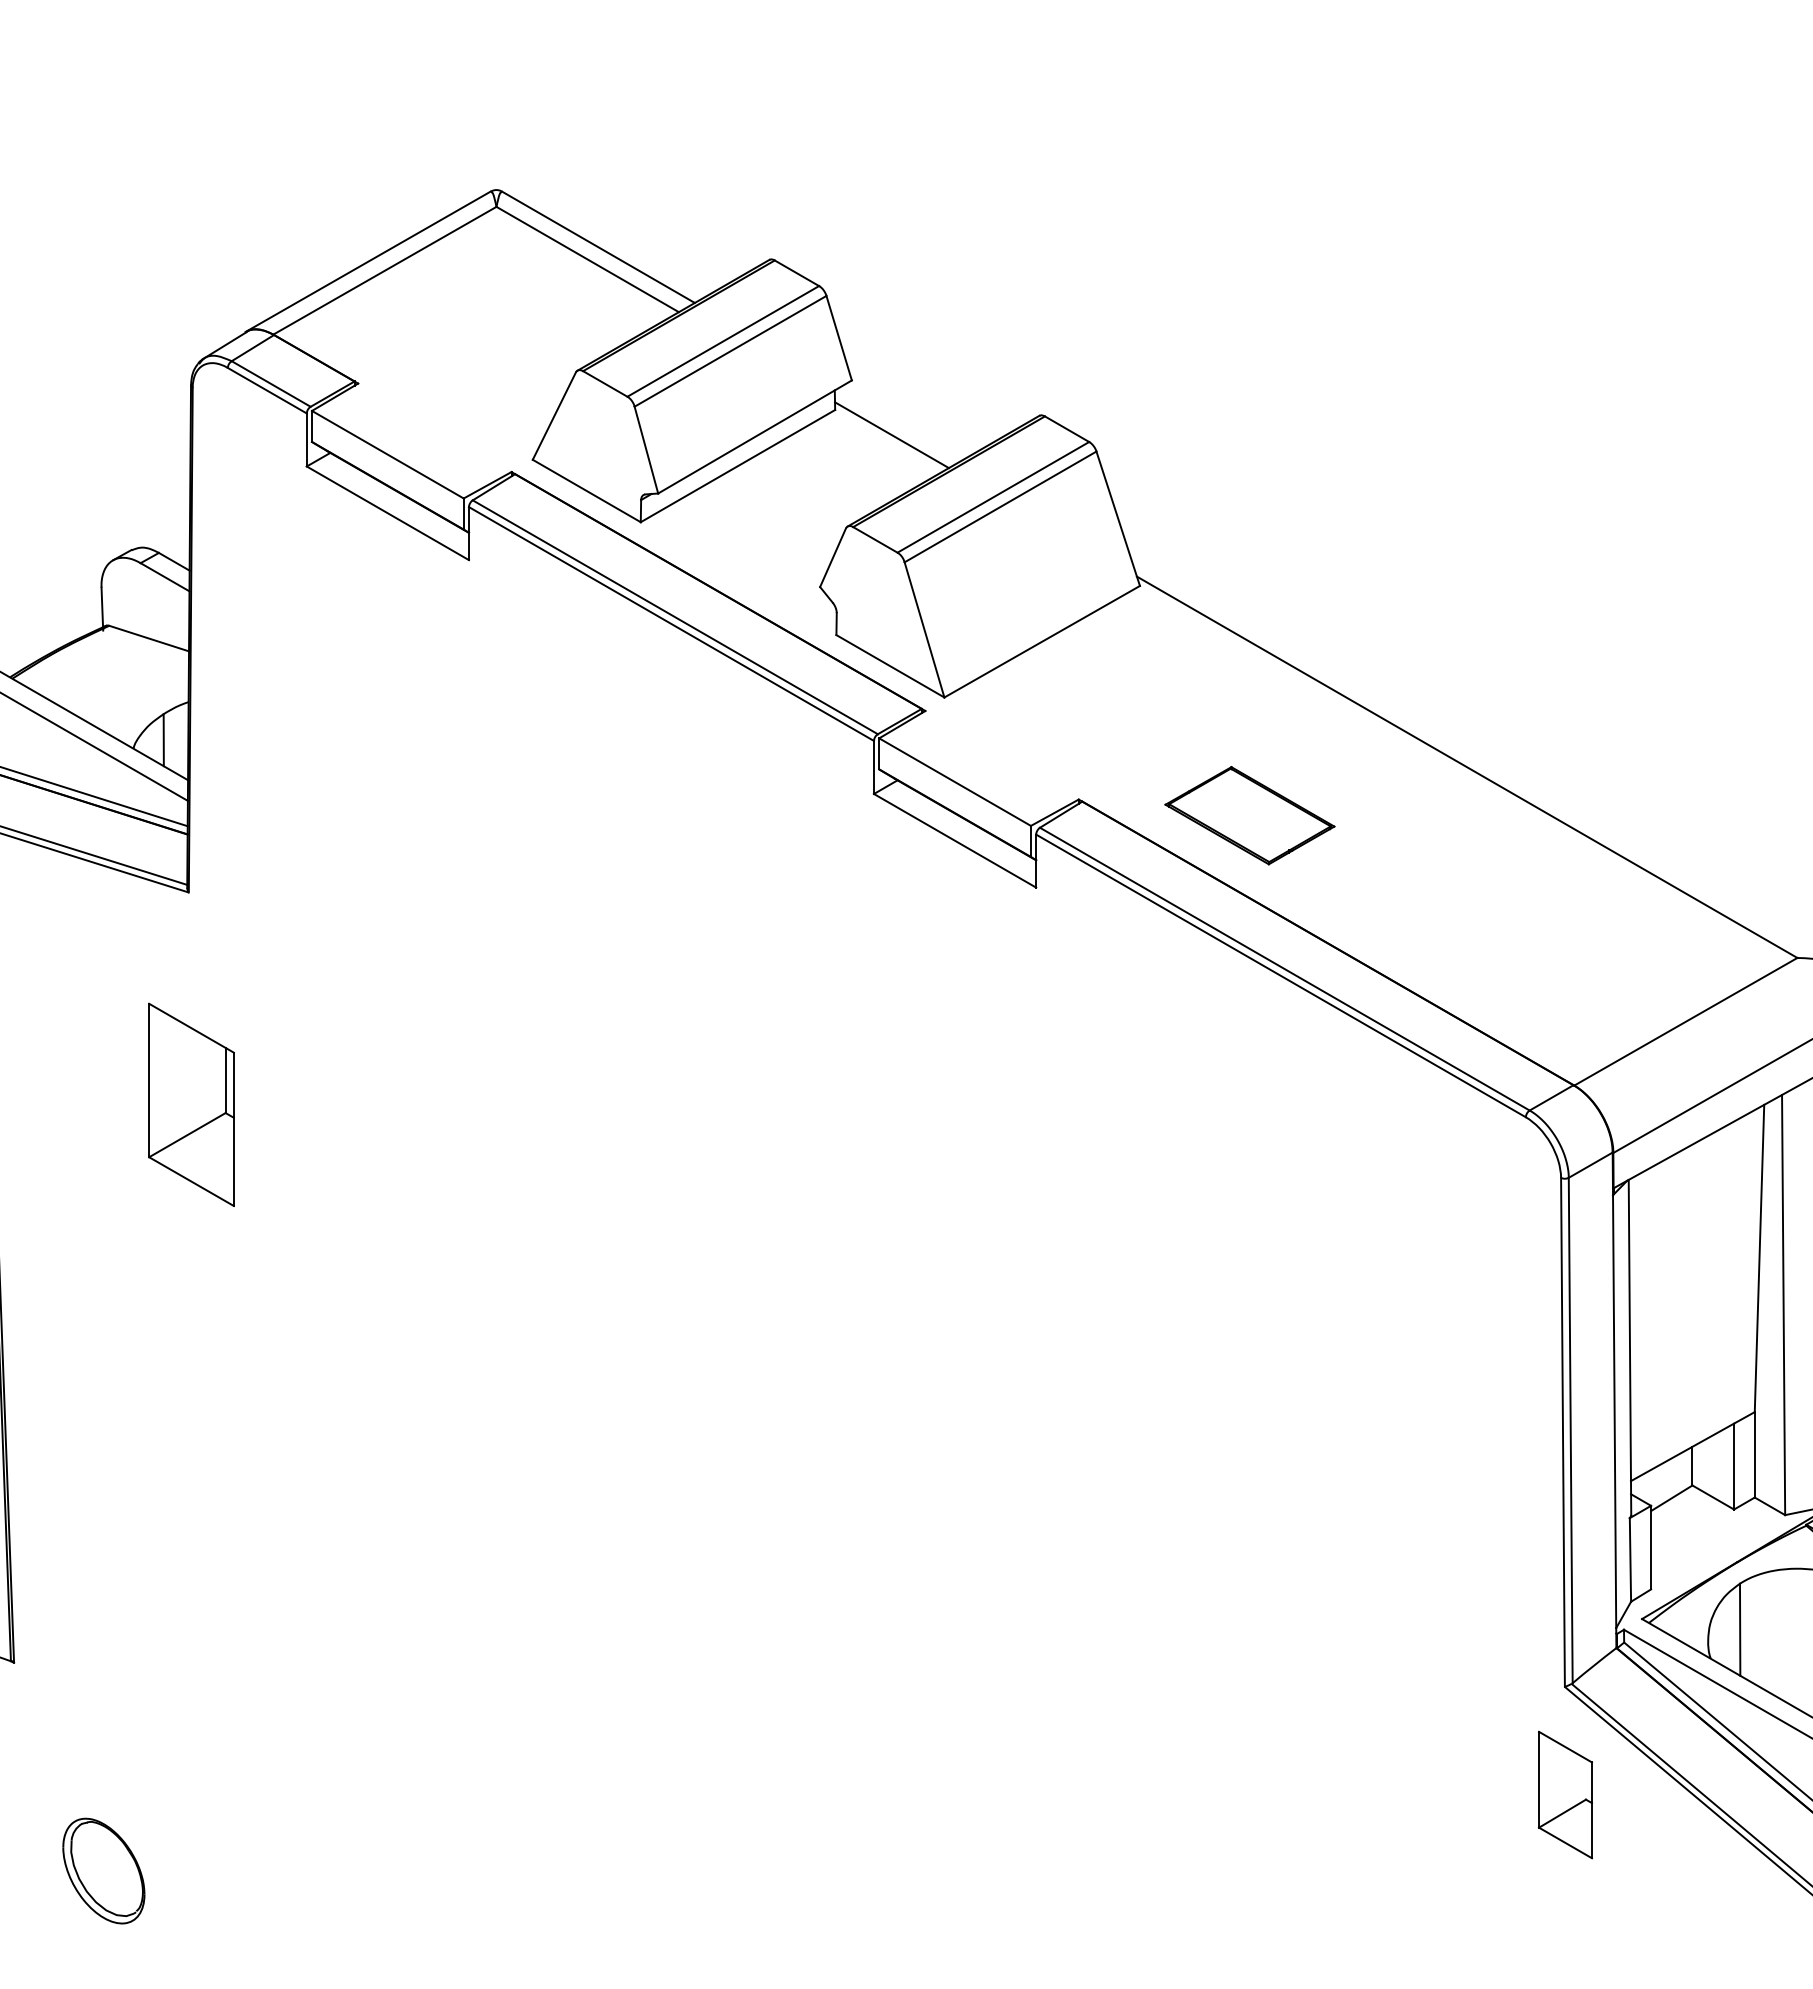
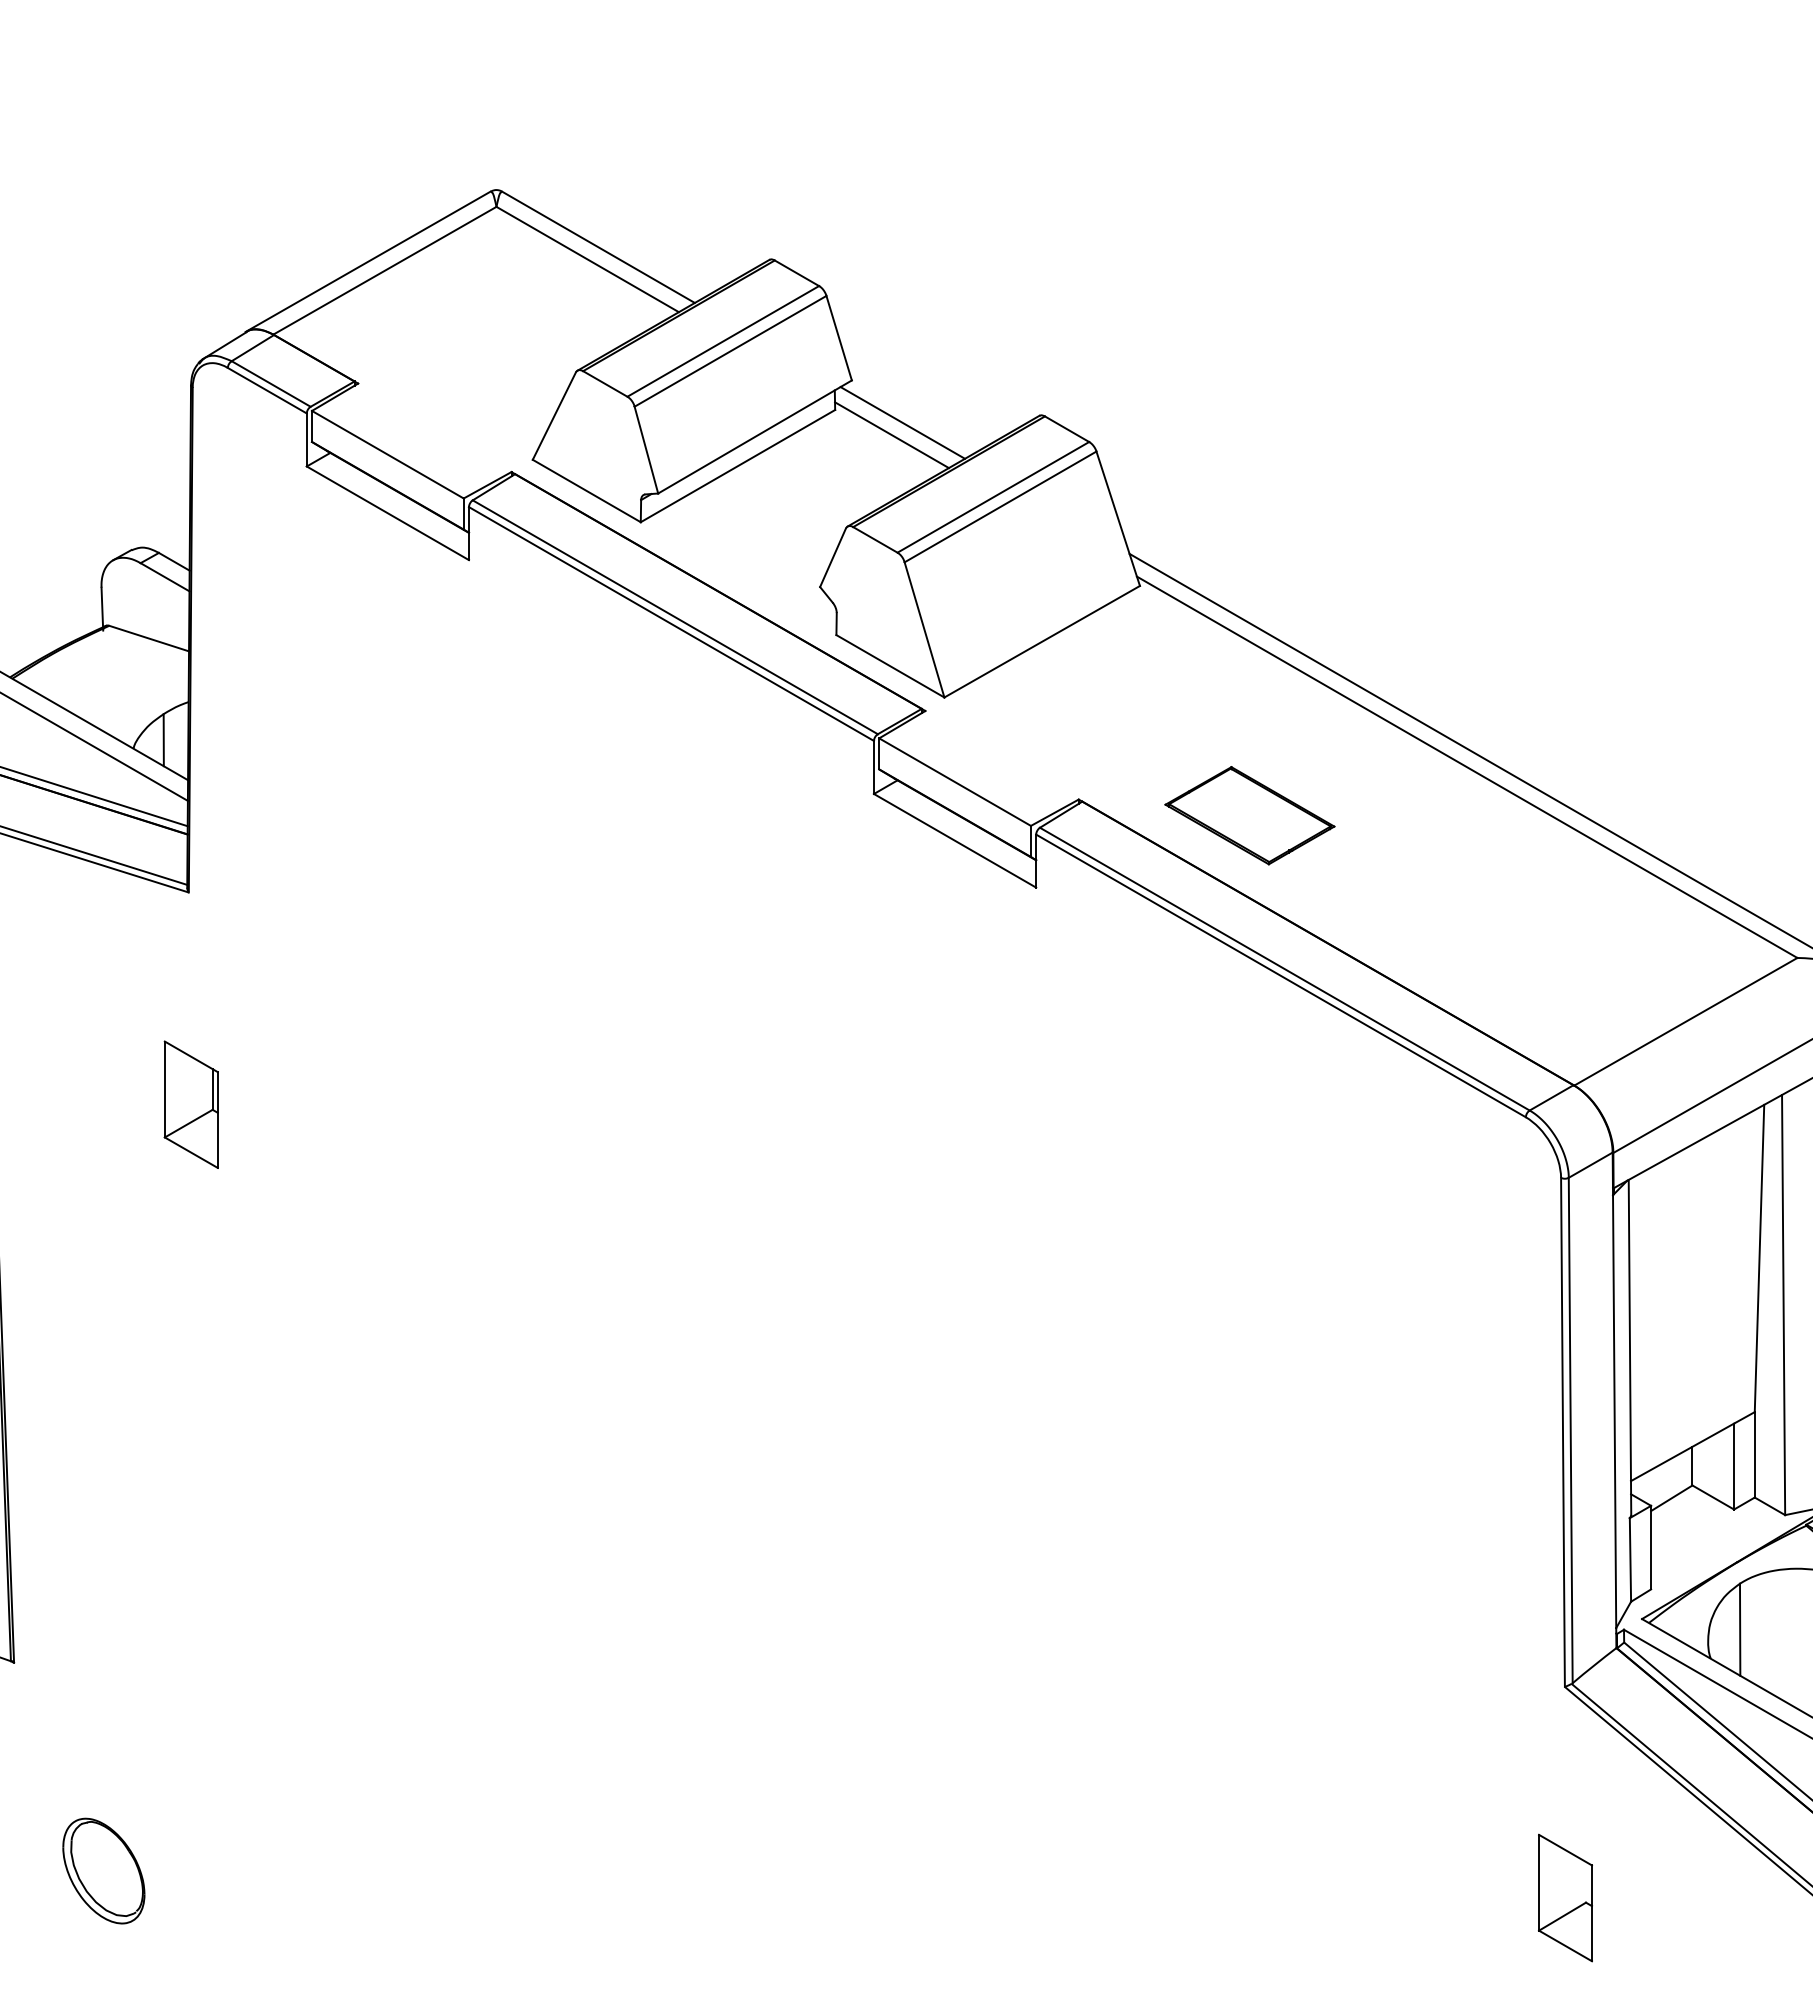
line: none -> present (902, 422)
line: none -> present (1469, 749)
part size: 87x205 px -> 56x129 px (190, 1104)
part position: (1565, 1794) -> (1565, 1897) (1565, 1897)
